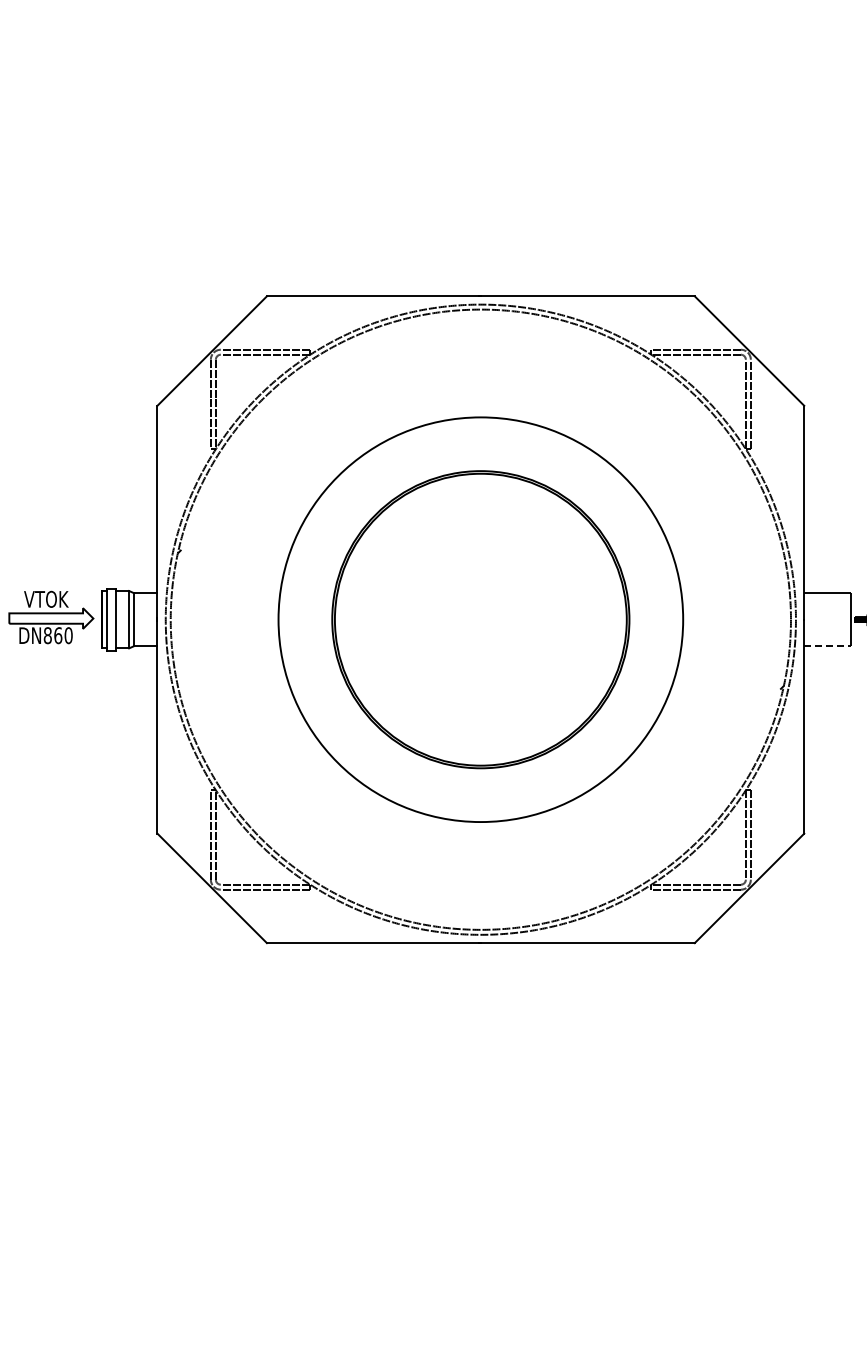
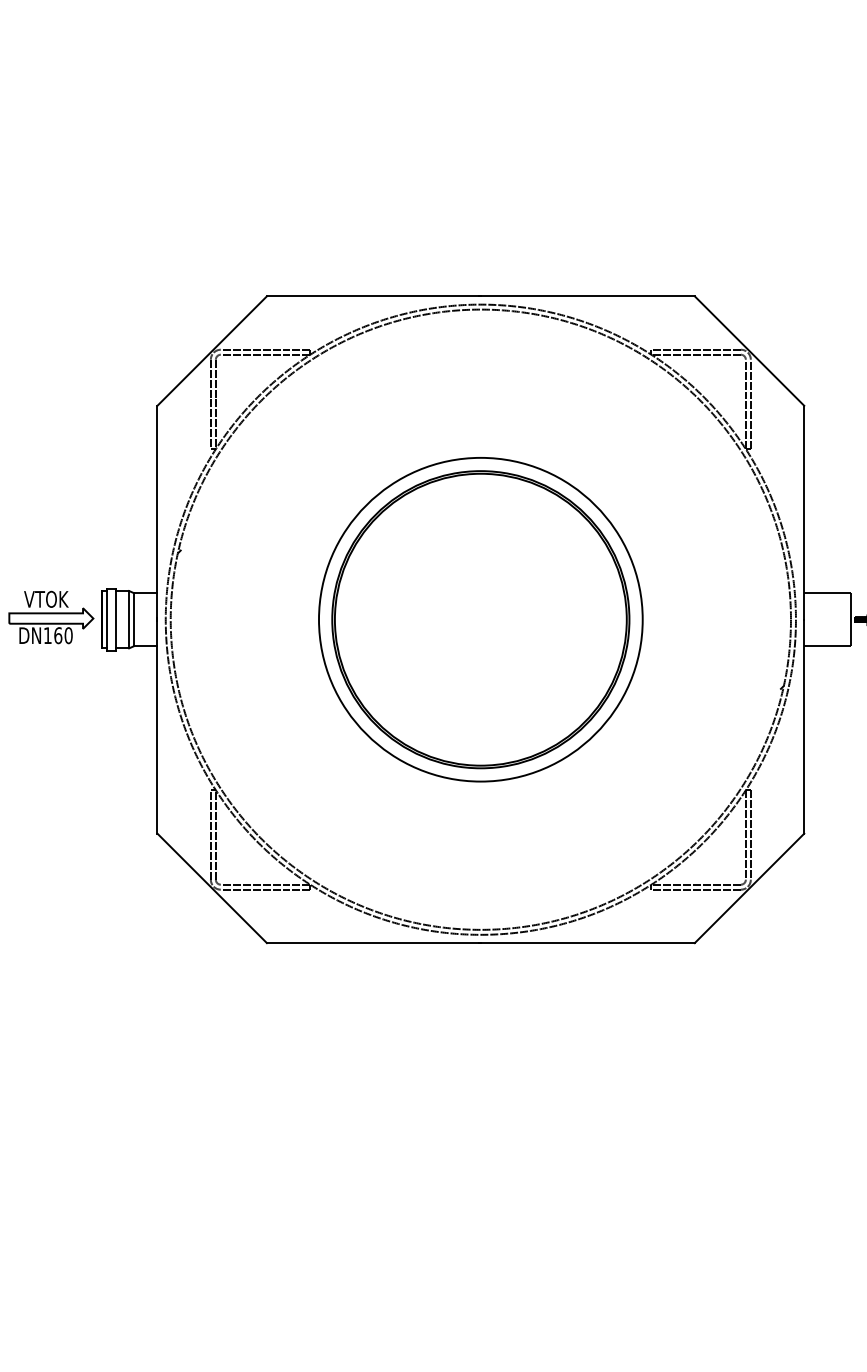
circle diameter: 405 px -> 324 px (480, 619)
text: DN860 -> DN160 (47, 635)
line: dashed -> solid (827, 646)
